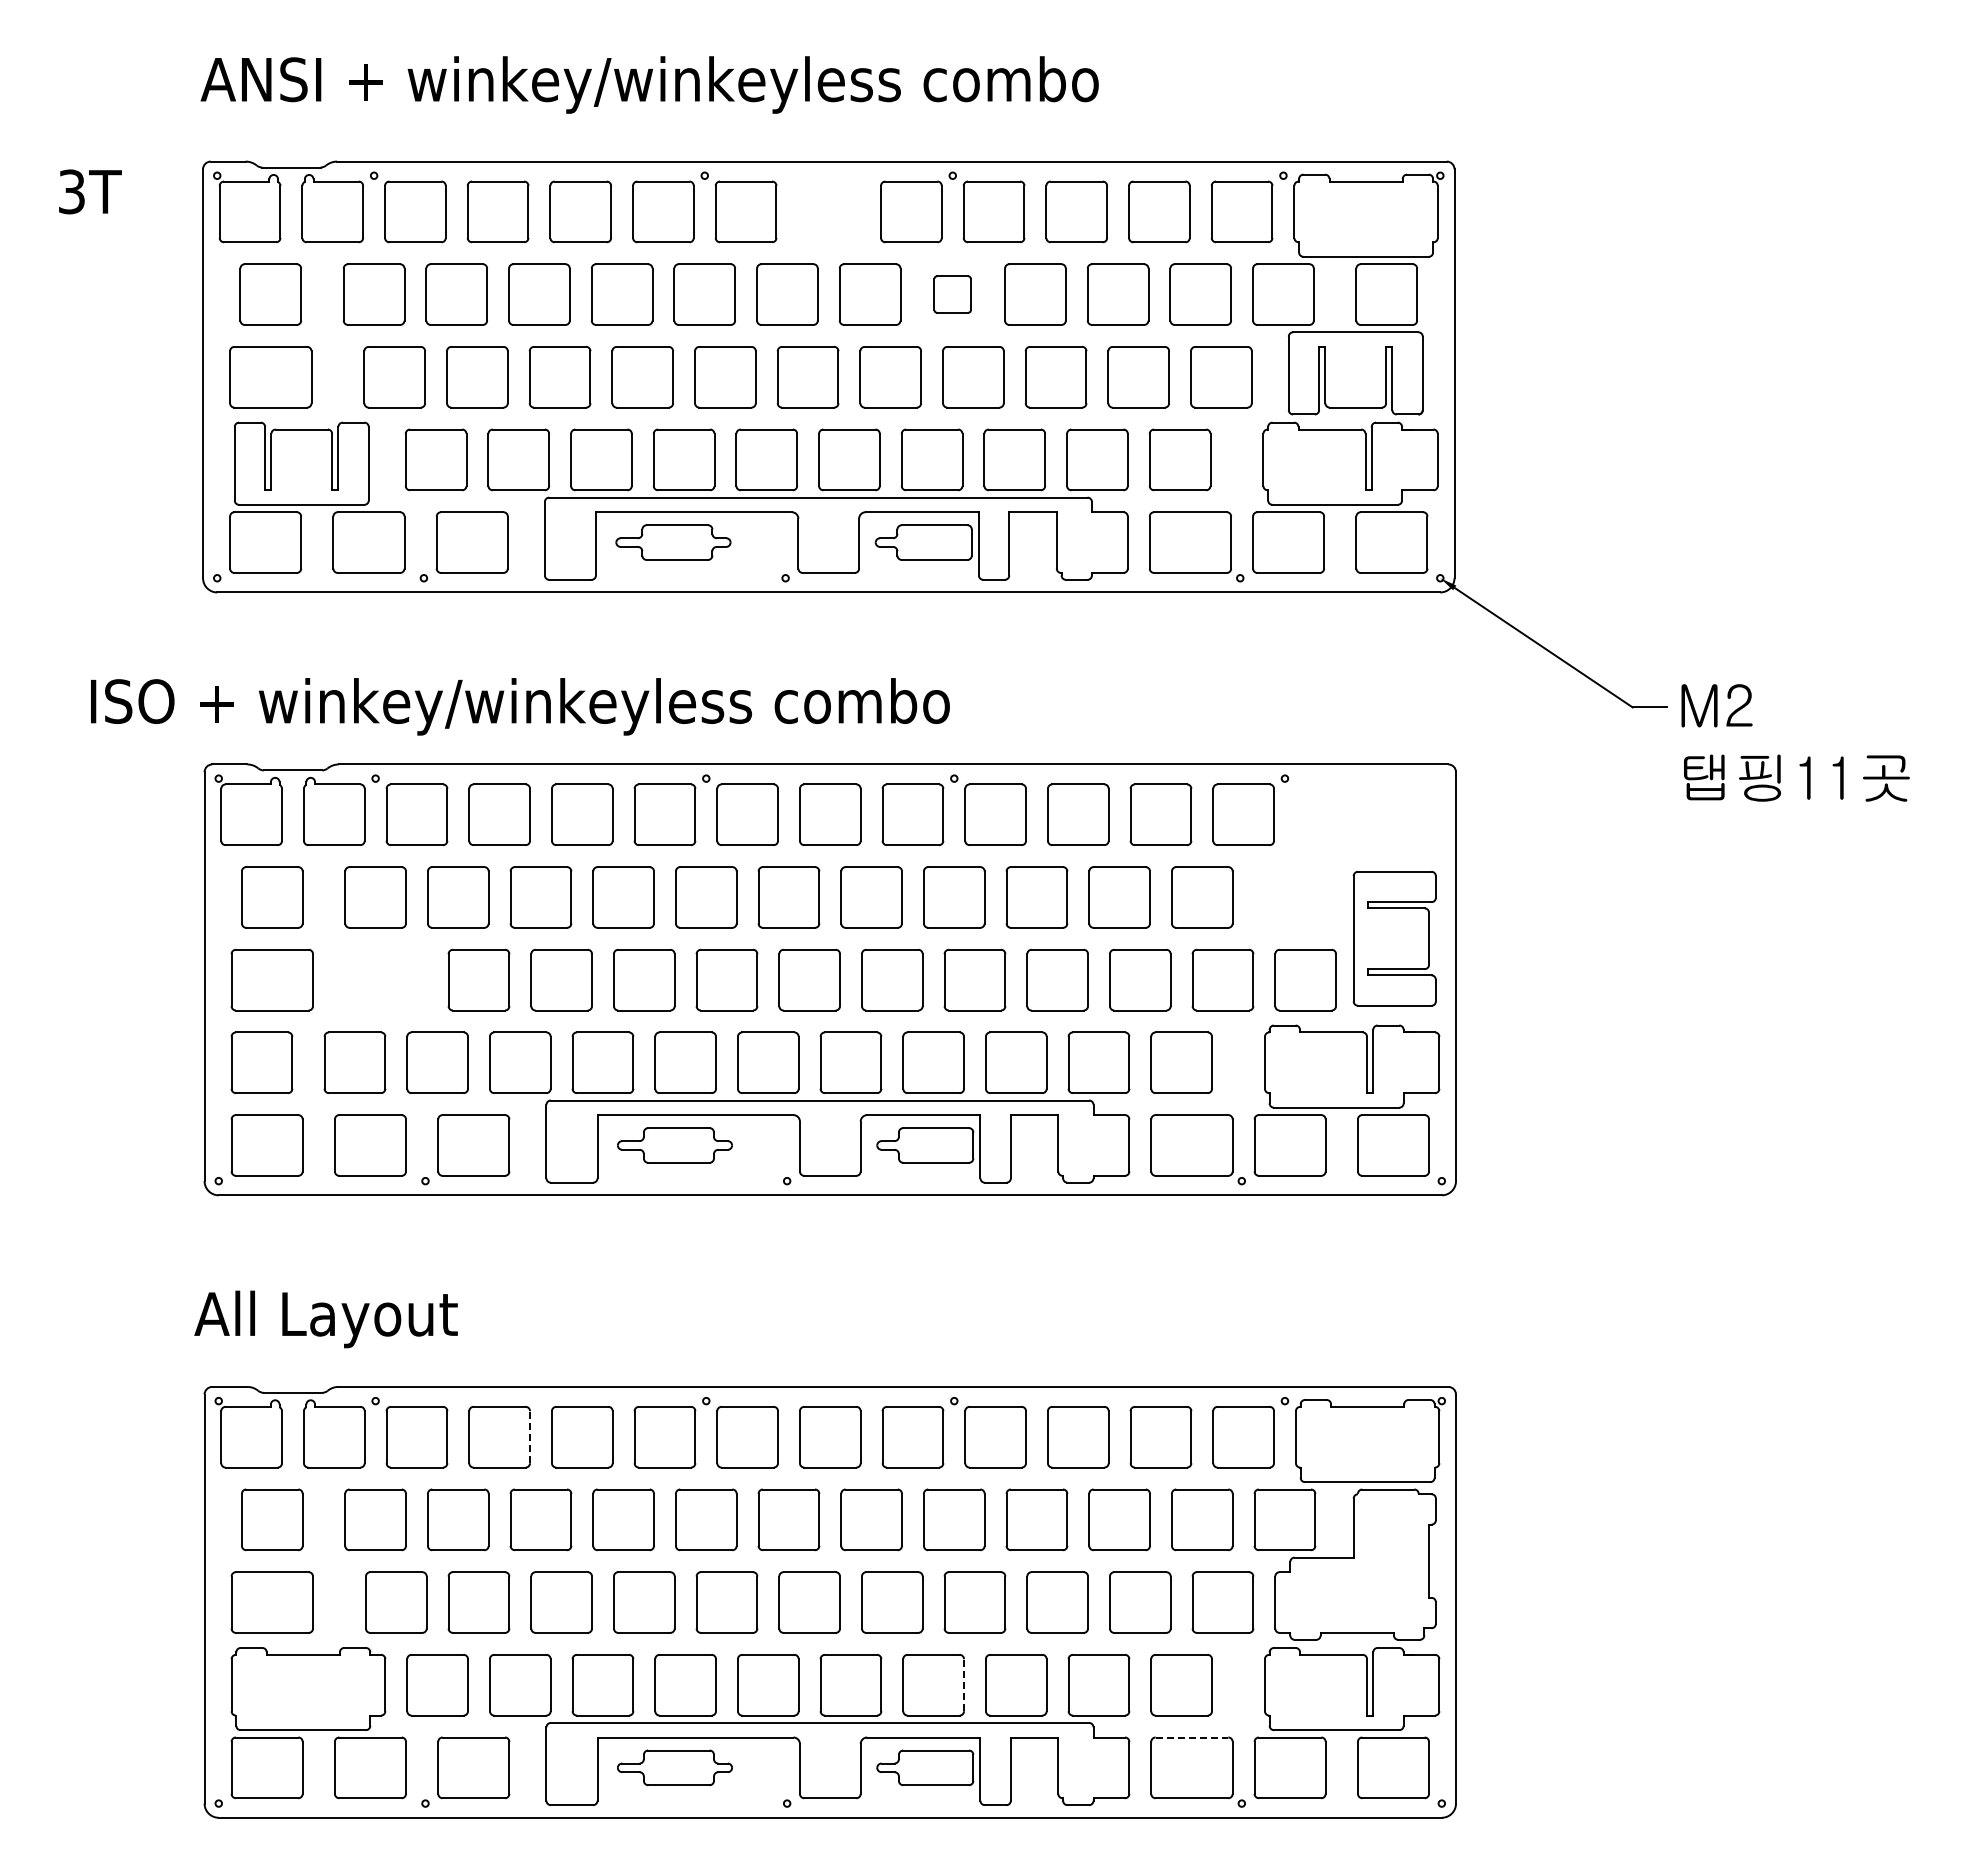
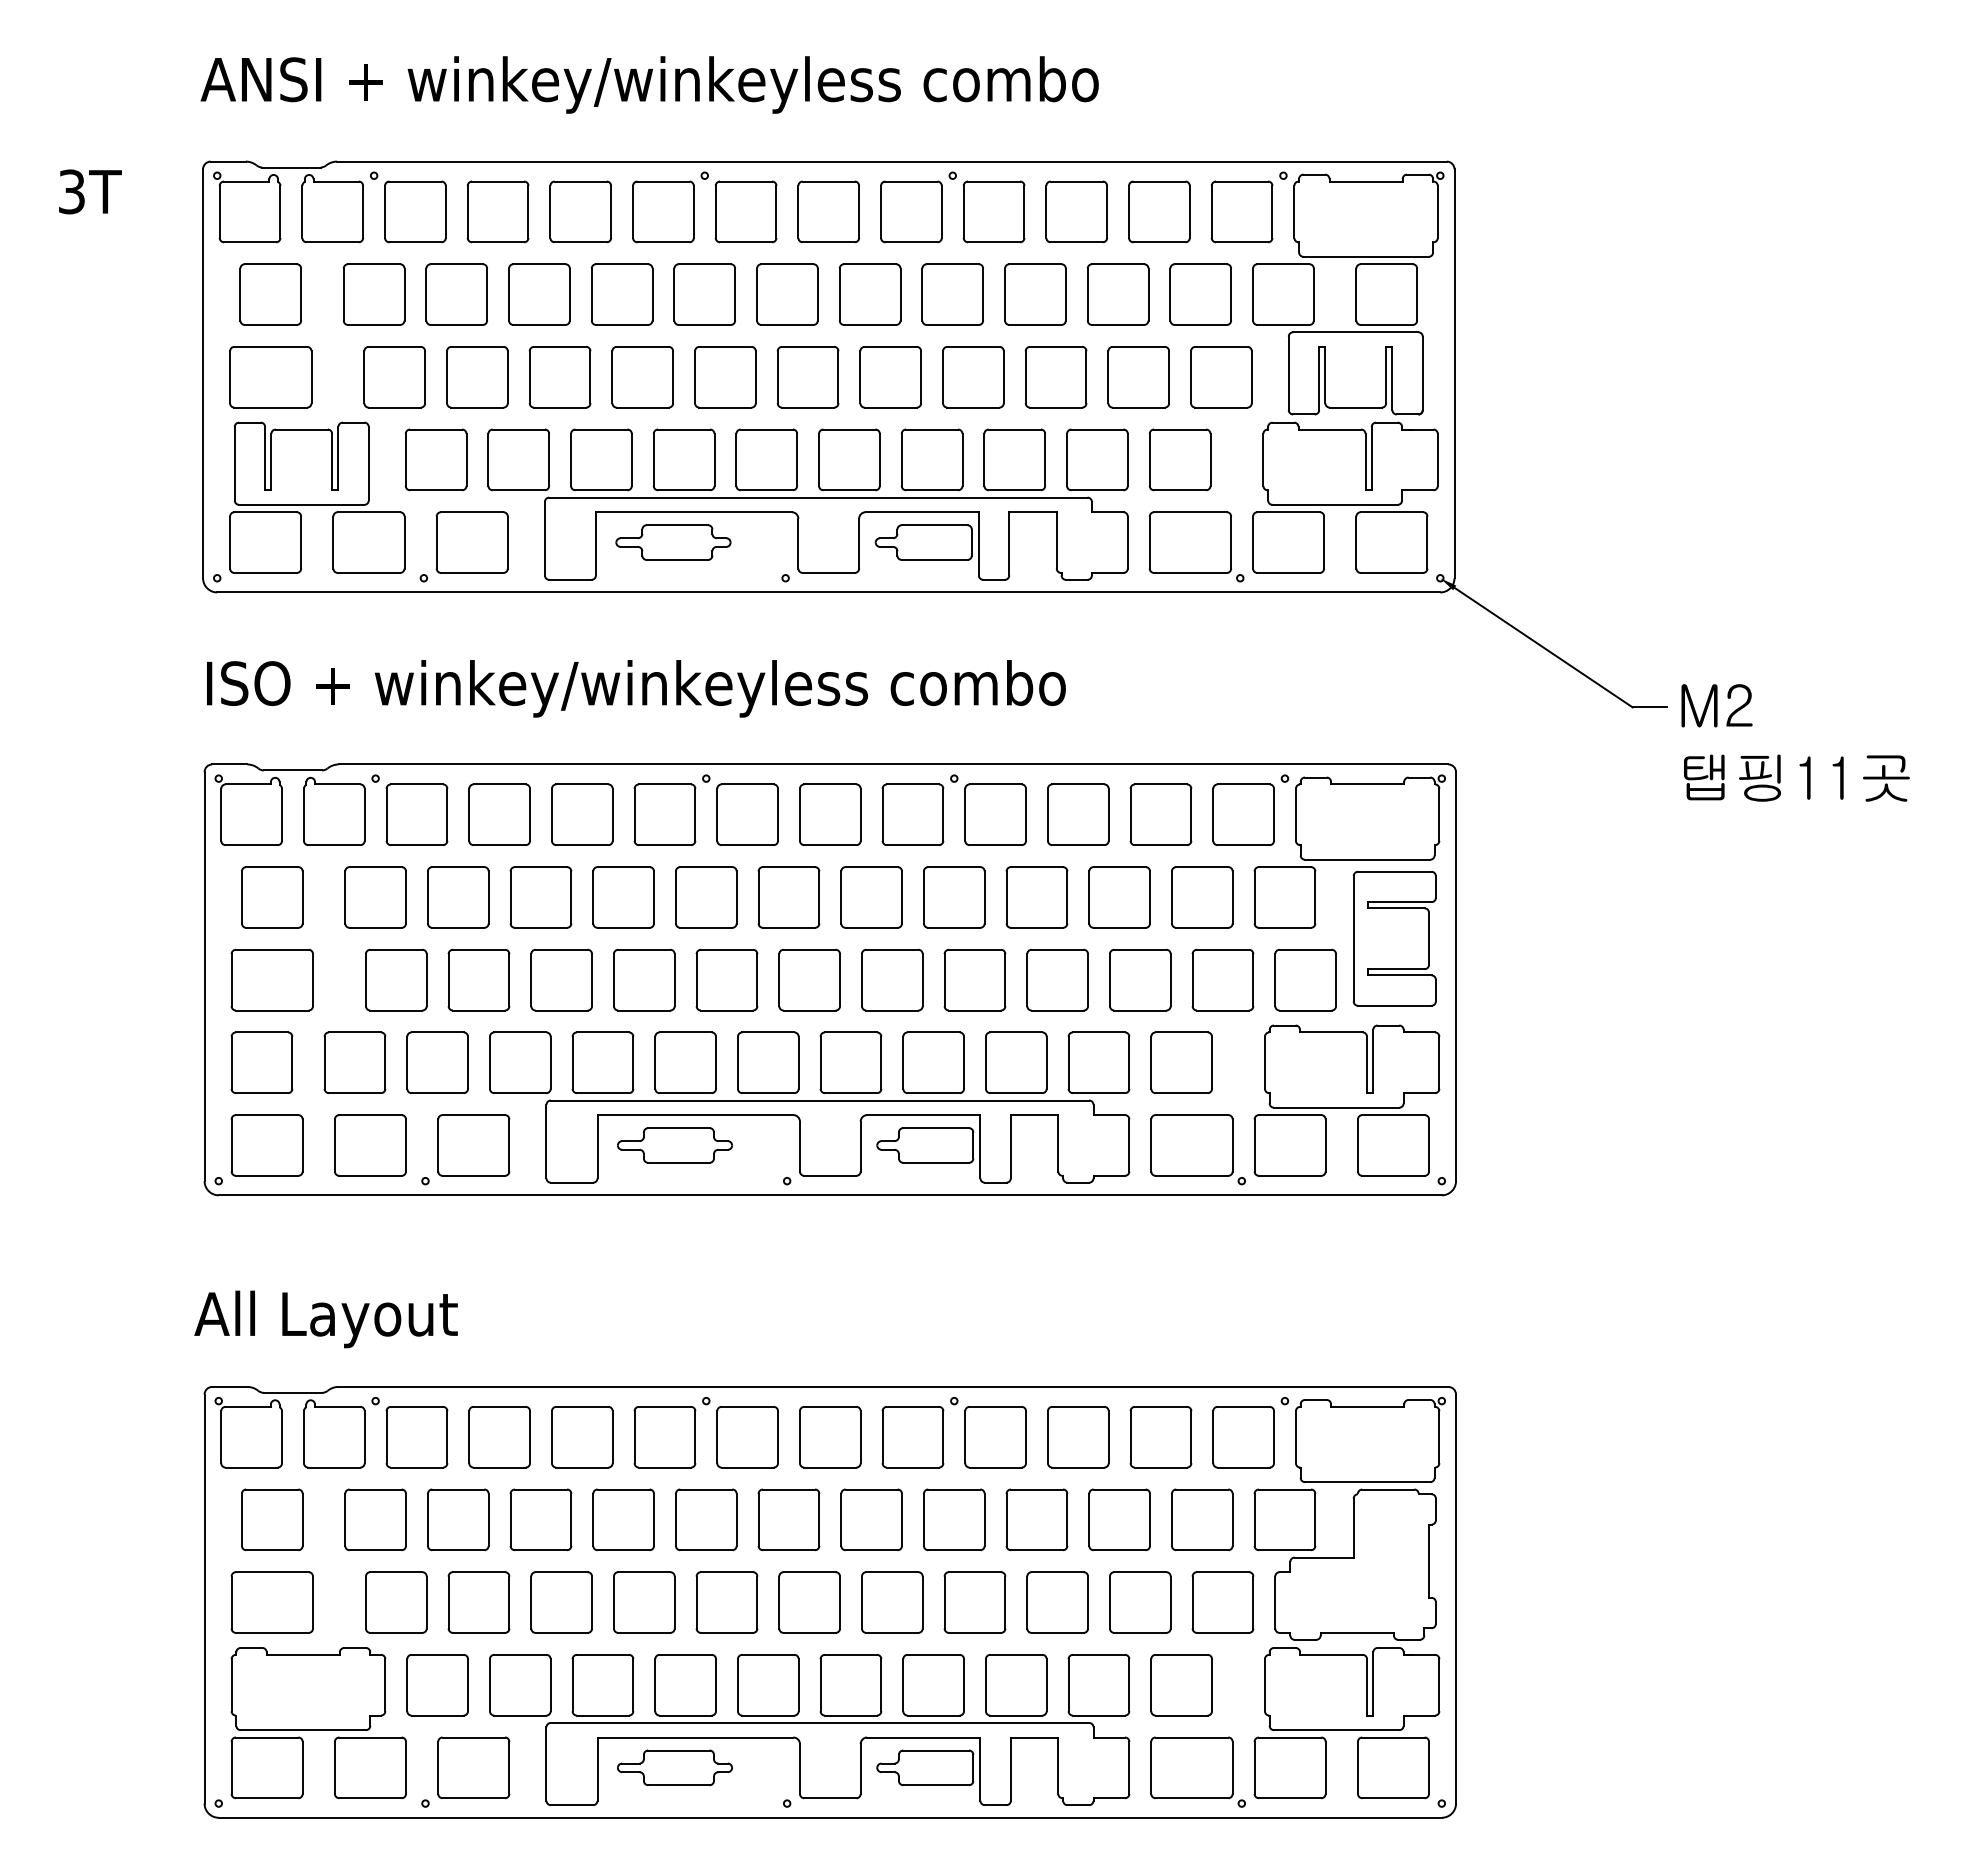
part: none -> present (828, 211)
part size: 39x39 px -> 63x63 px (952, 294)
text position: (520, 706) -> (636, 688) (636, 688)
part: none -> present (1349, 851)
part: none -> present (396, 979)
line: dashed -> solid (530, 1436)
line: dashed -> solid (964, 1684)
line: dashed -> solid (1192, 1737)
